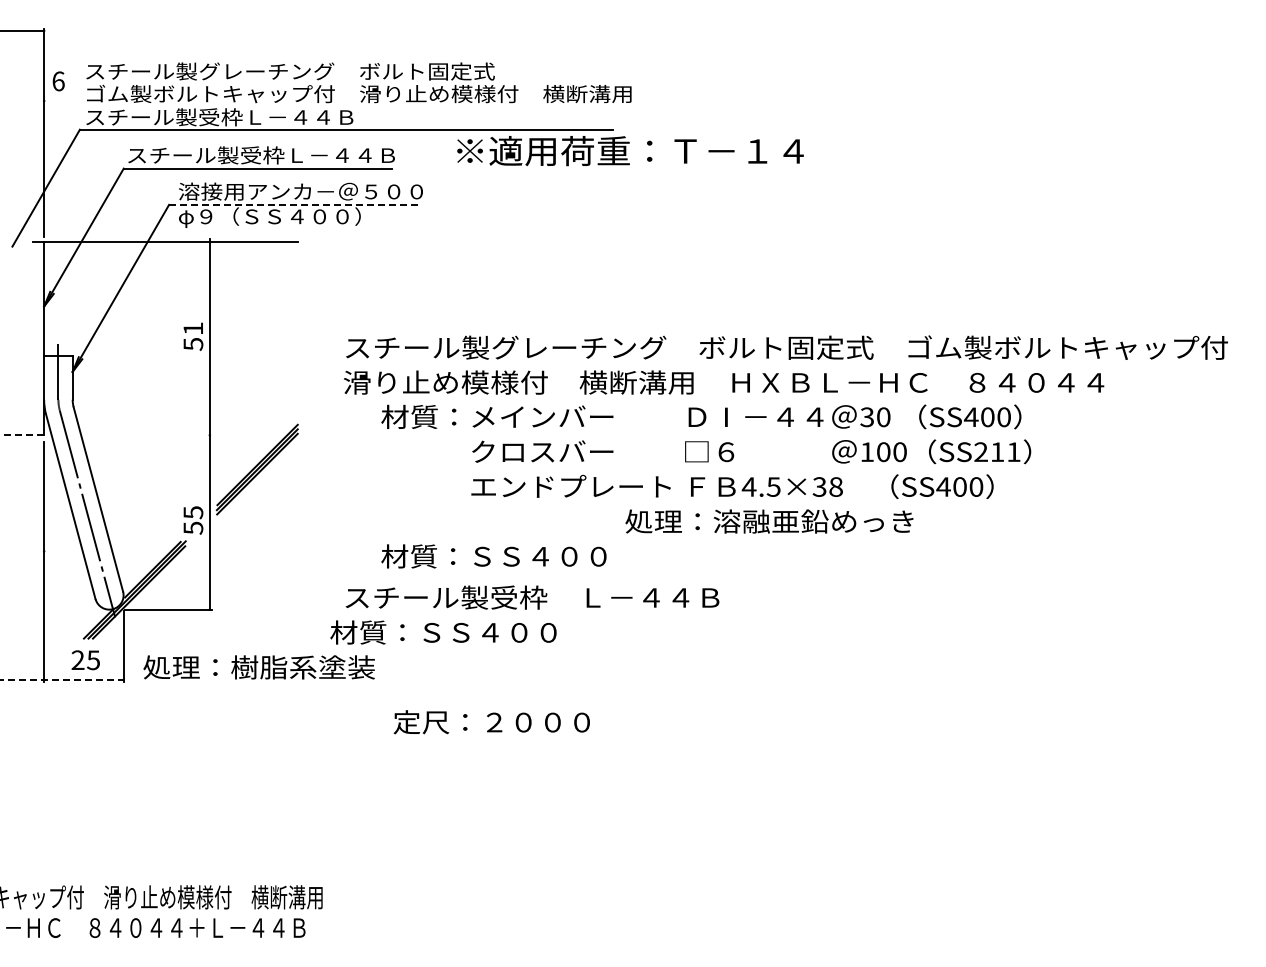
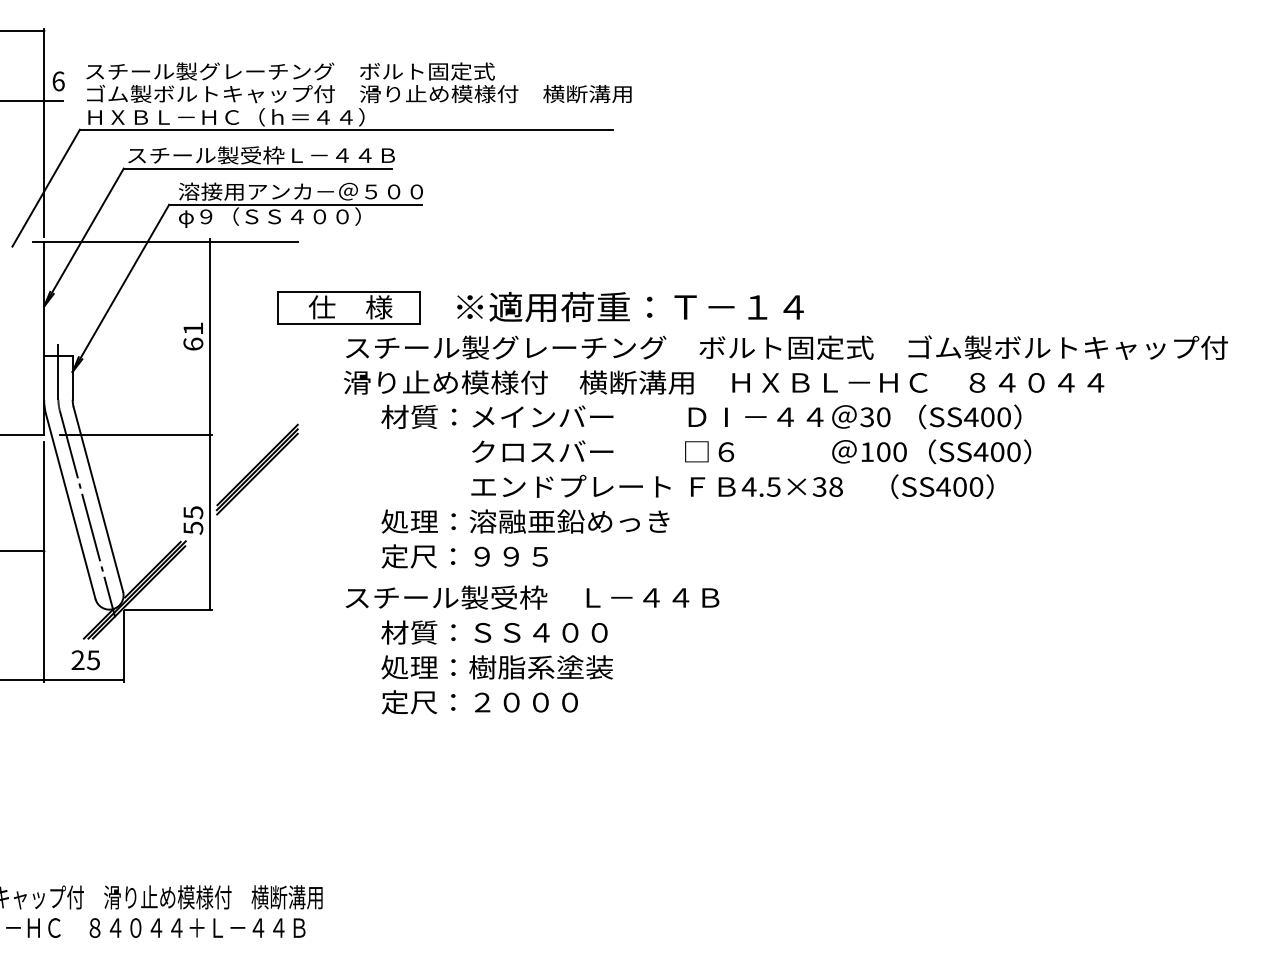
line: none -> present (32, 100)
text: スチール製受枠Ｌ－４４Ｂ -> ＨＸＢＬ－ＨＣ（ｈ＝４４） (225, 117)
text position: (630, 151) -> (630, 307) (630, 307)
line: dashed -> solid (295, 204)
part: none -> present (348, 307)
text: 51 -> 61 (193, 343)
line: dashed -> solid (22, 435)
line: none -> present (135, 435)
text: SS211 -> SS400 (996, 452)
text position: (769, 521) -> (525, 521) (525, 521)
line: none -> present (23, 551)
text: 材質：ＳＳ４００ -> 定尺：９９５ (493, 556)
text position: (443, 632) -> (494, 632) (494, 632)
text position: (258, 667) -> (496, 667) (496, 667)
line: dashed -> solid (62, 679)
text position: (491, 722) -> (479, 702) (479, 702)
